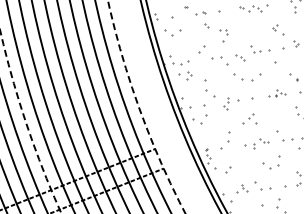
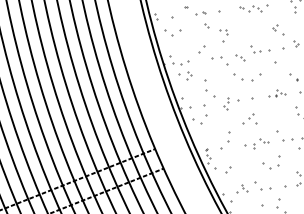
arc: dashed -> solid (139, 109)
arc: dashed -> solid (26, 122)
